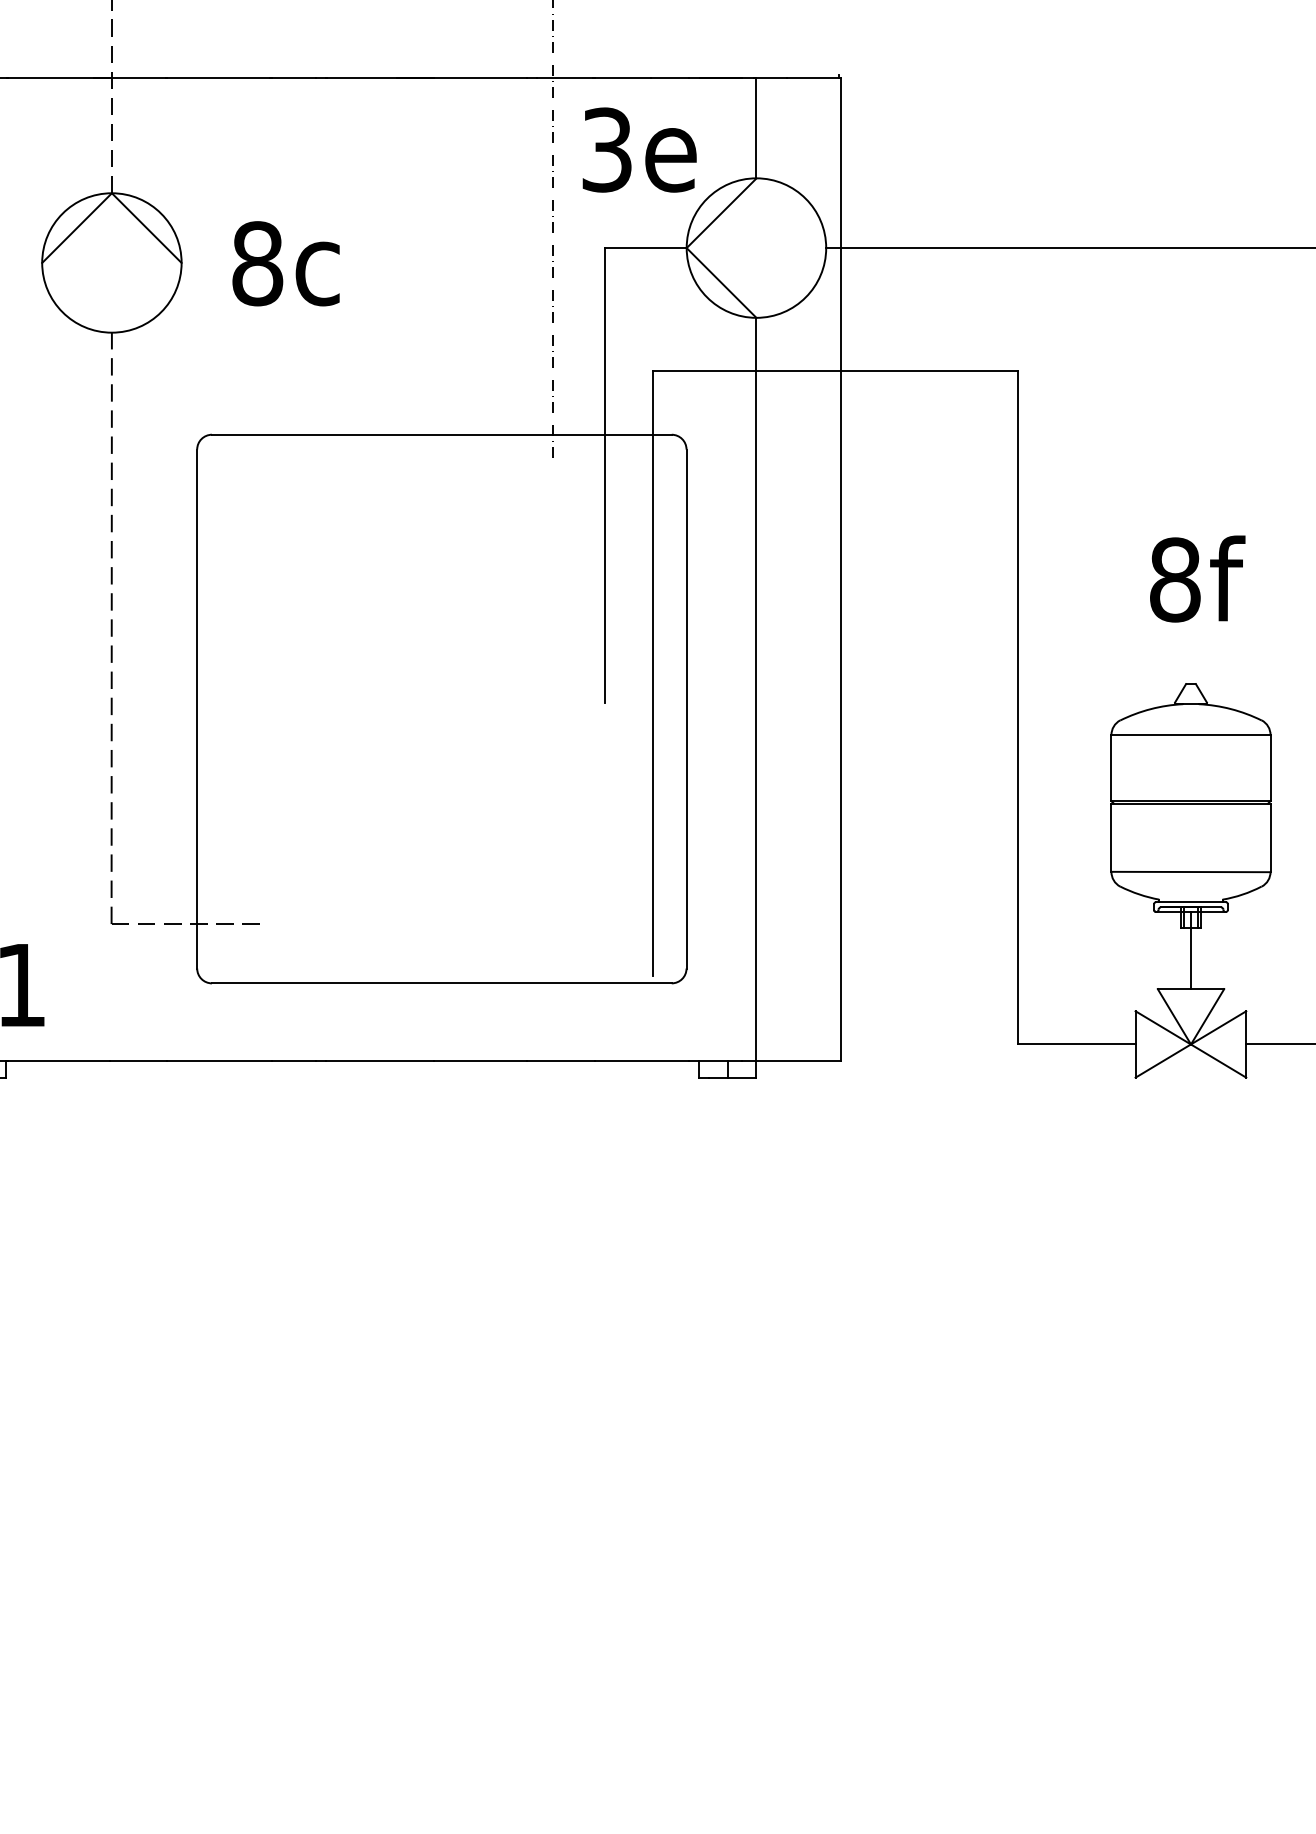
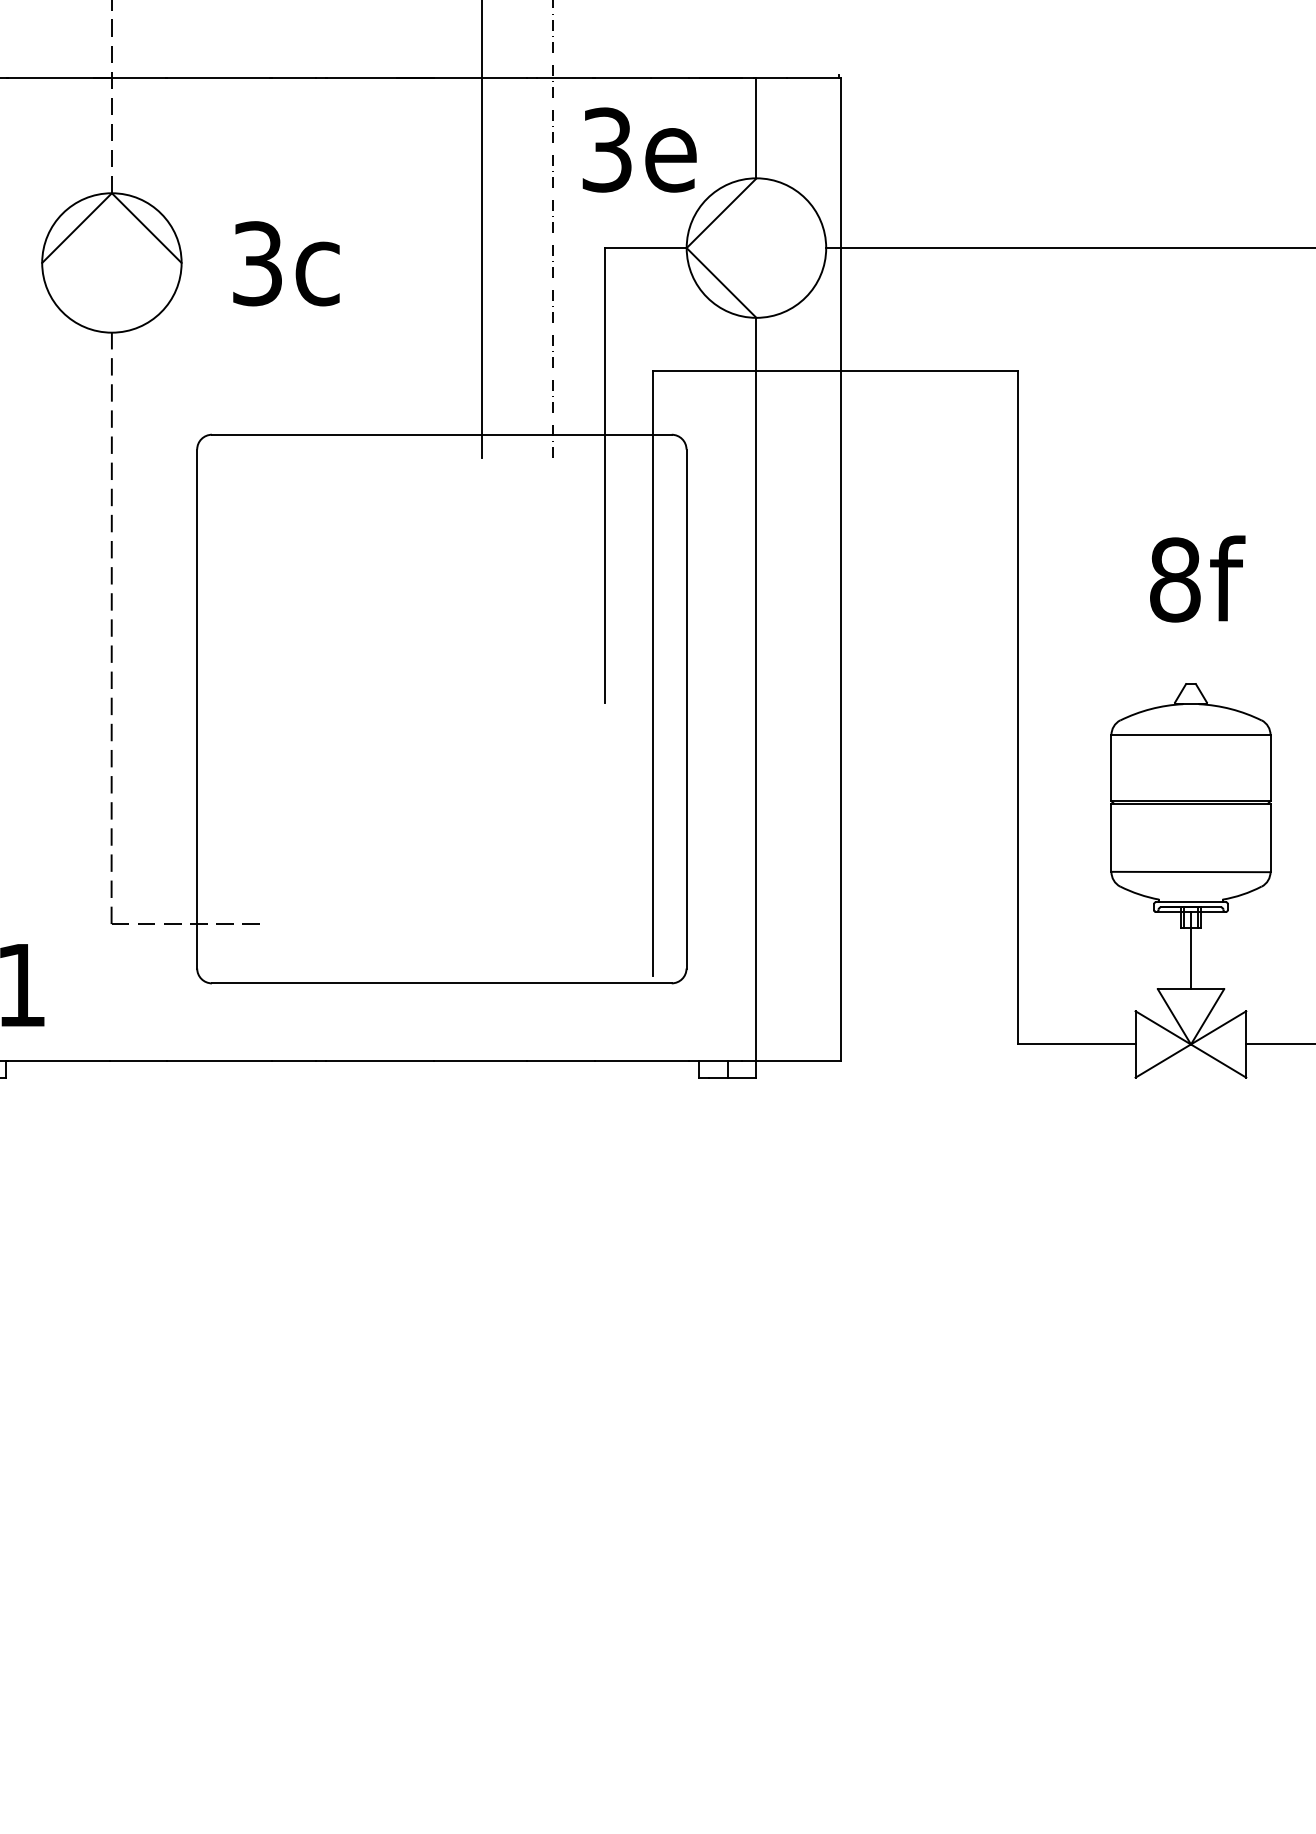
line: none -> present (482, 230)
text: 8c -> 3c (257, 263)
